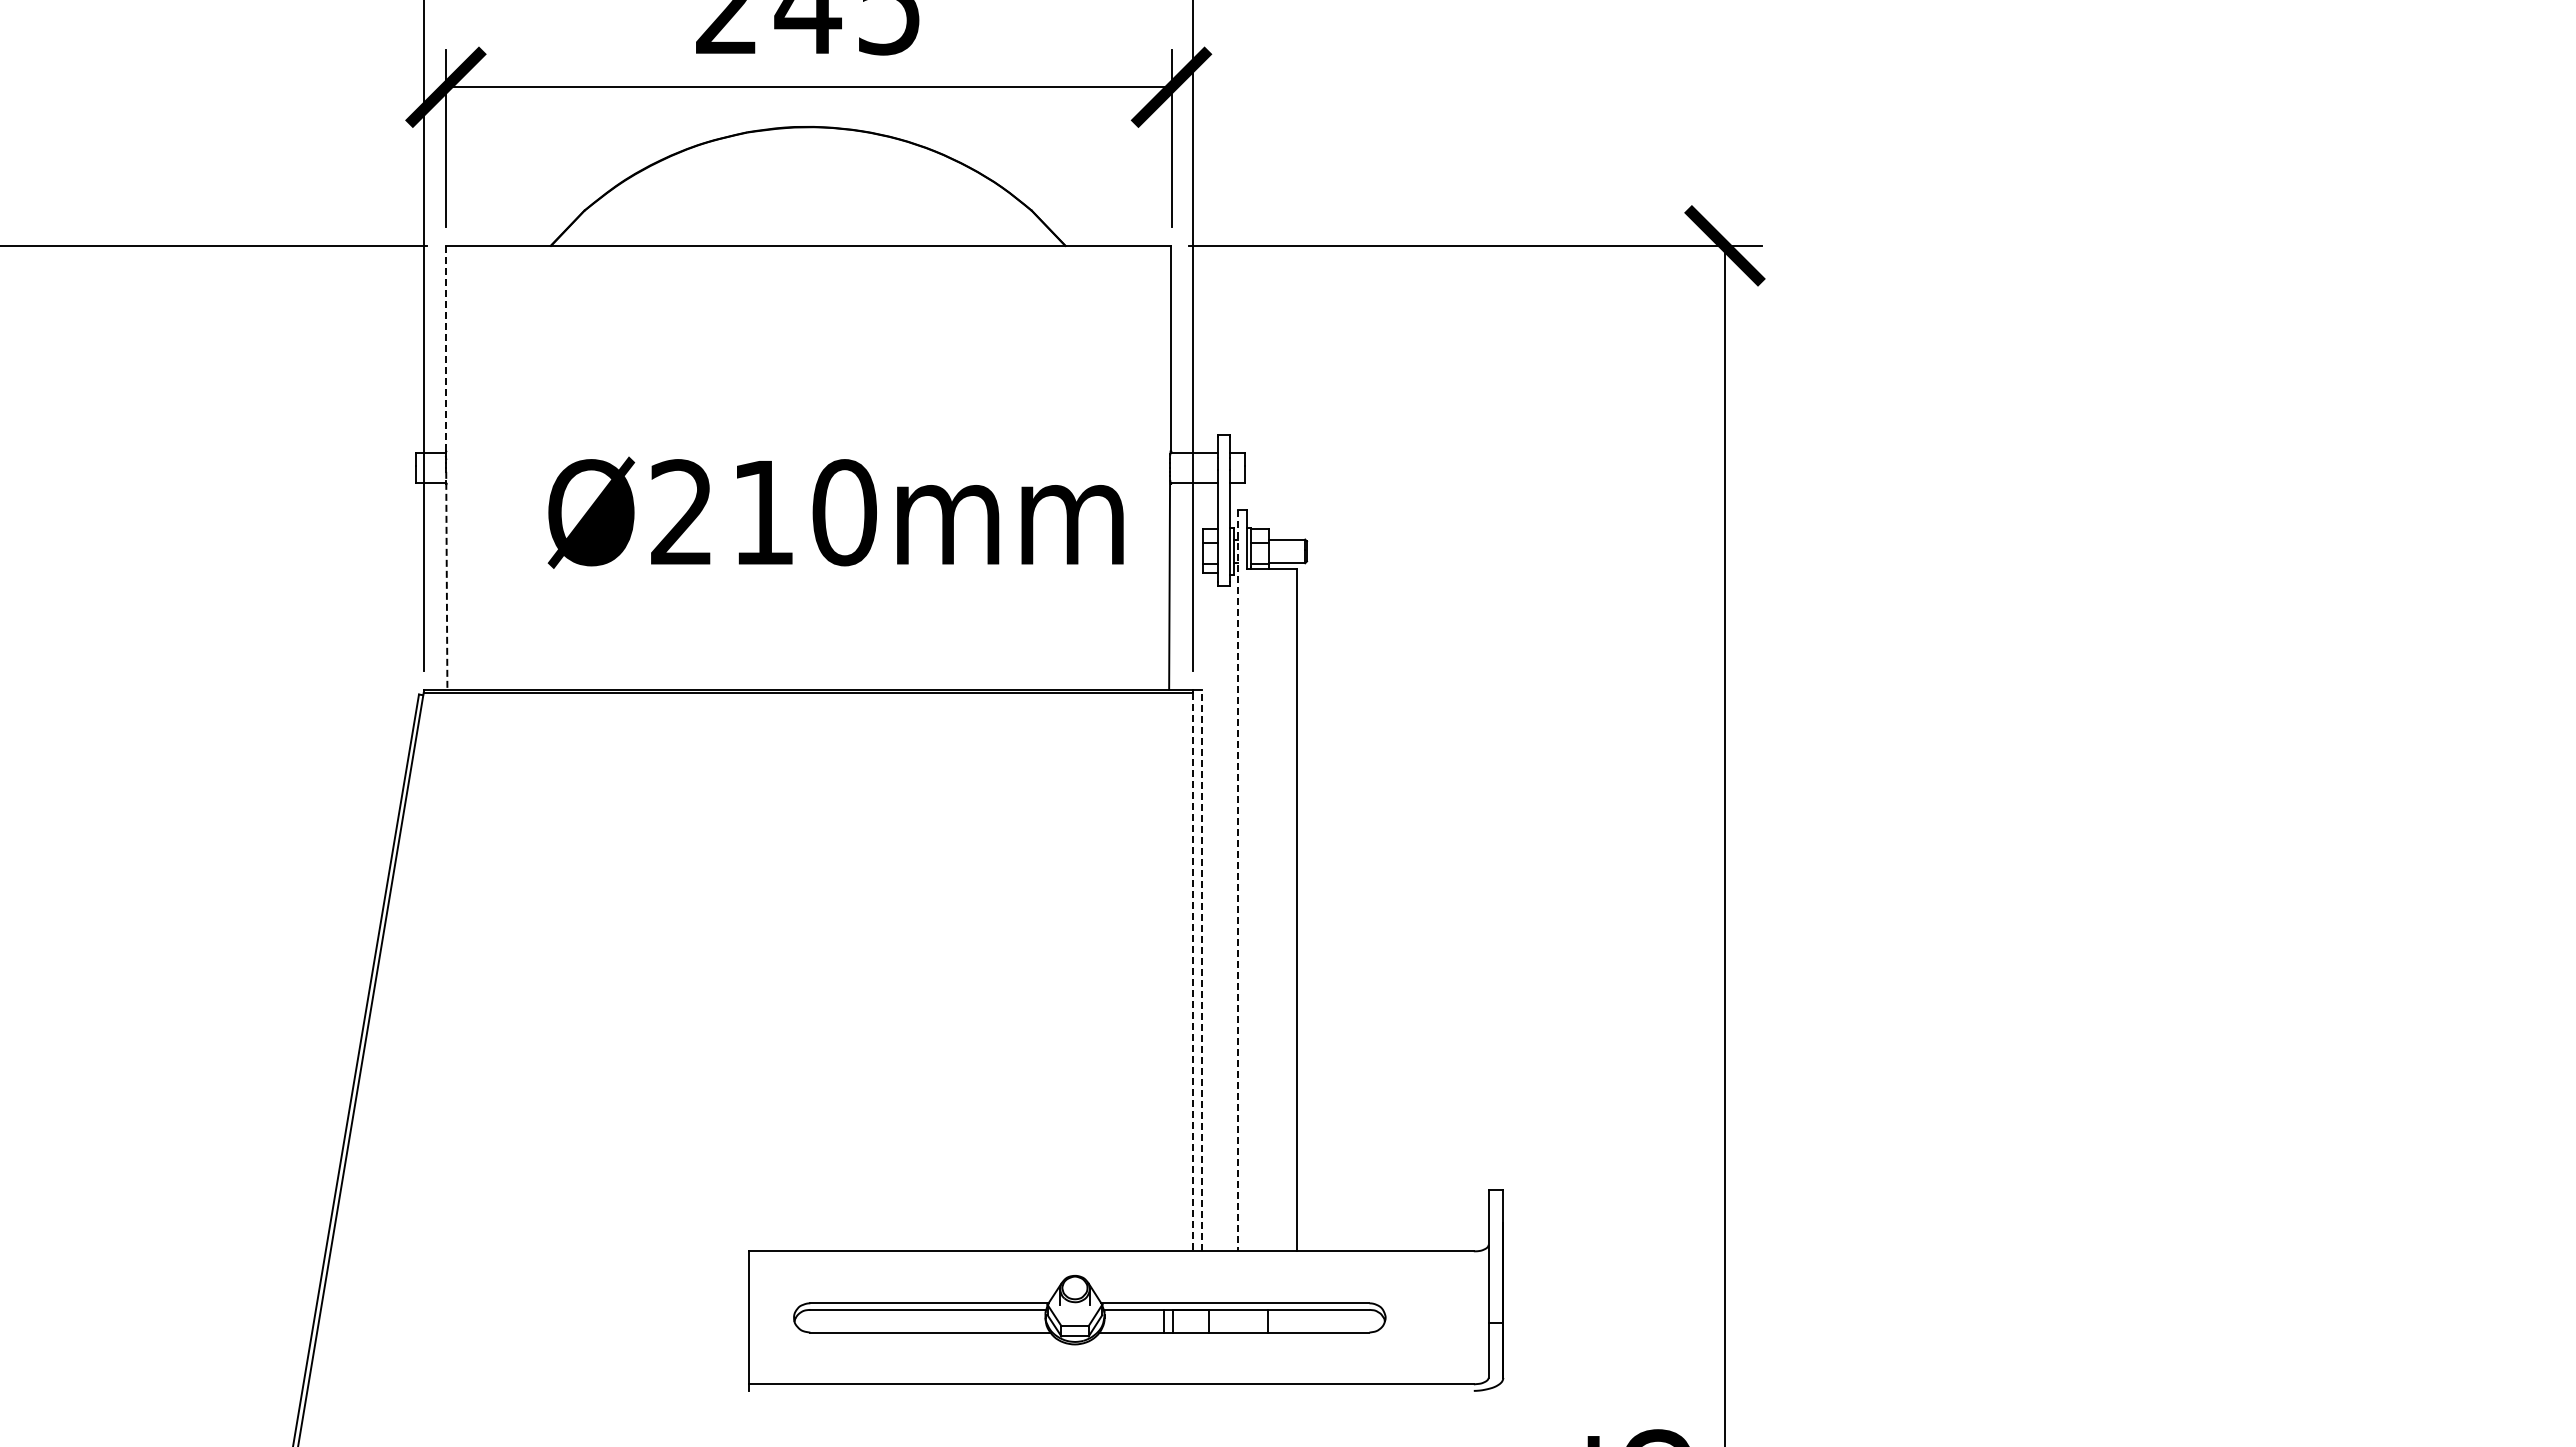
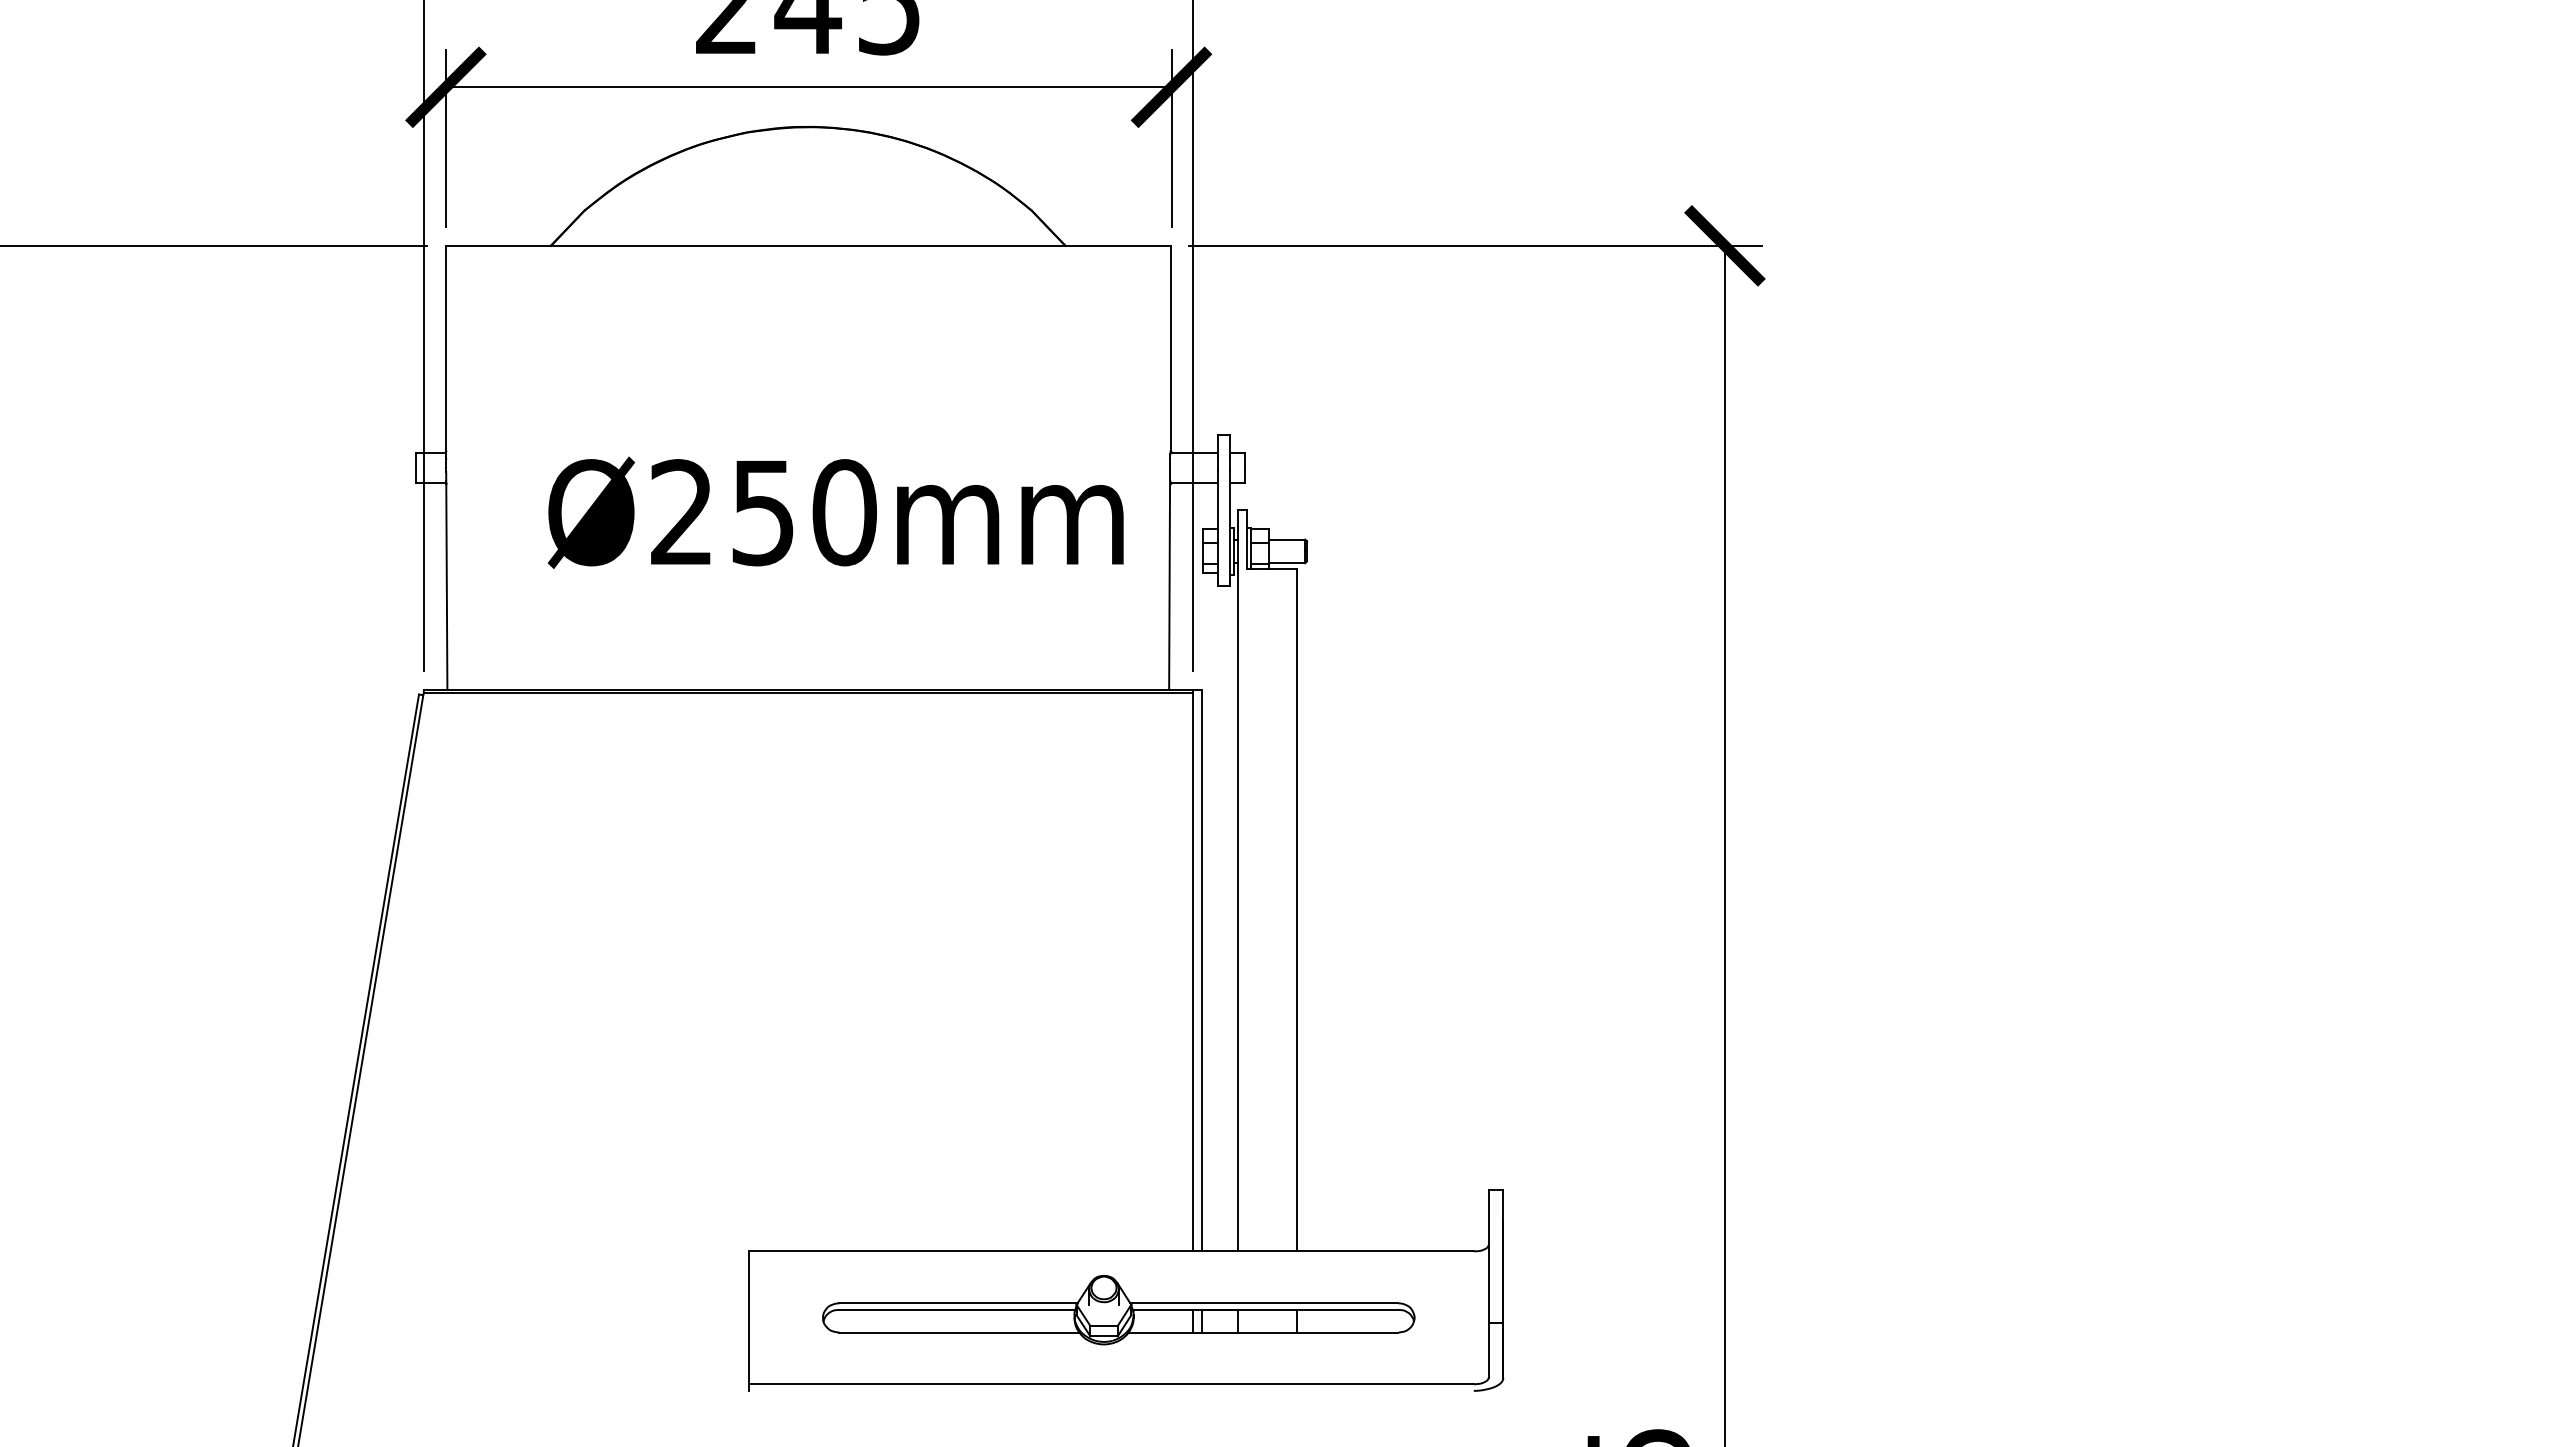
line: dashed -> solid (445, 348)
text: Ø210mm -> Ø250mm (762, 513)
line: dashed -> solid (446, 580)
line: dashed -> solid (1237, 880)
line: dashed -> solid (1201, 970)
line: dashed -> solid (1192, 972)
part position: (1089, 1310) -> (1118, 1310) (1118, 1310)
